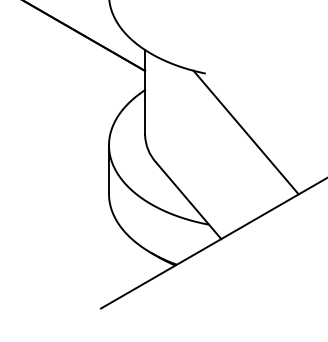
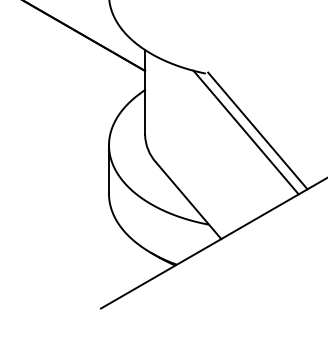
line: none -> present (257, 130)
